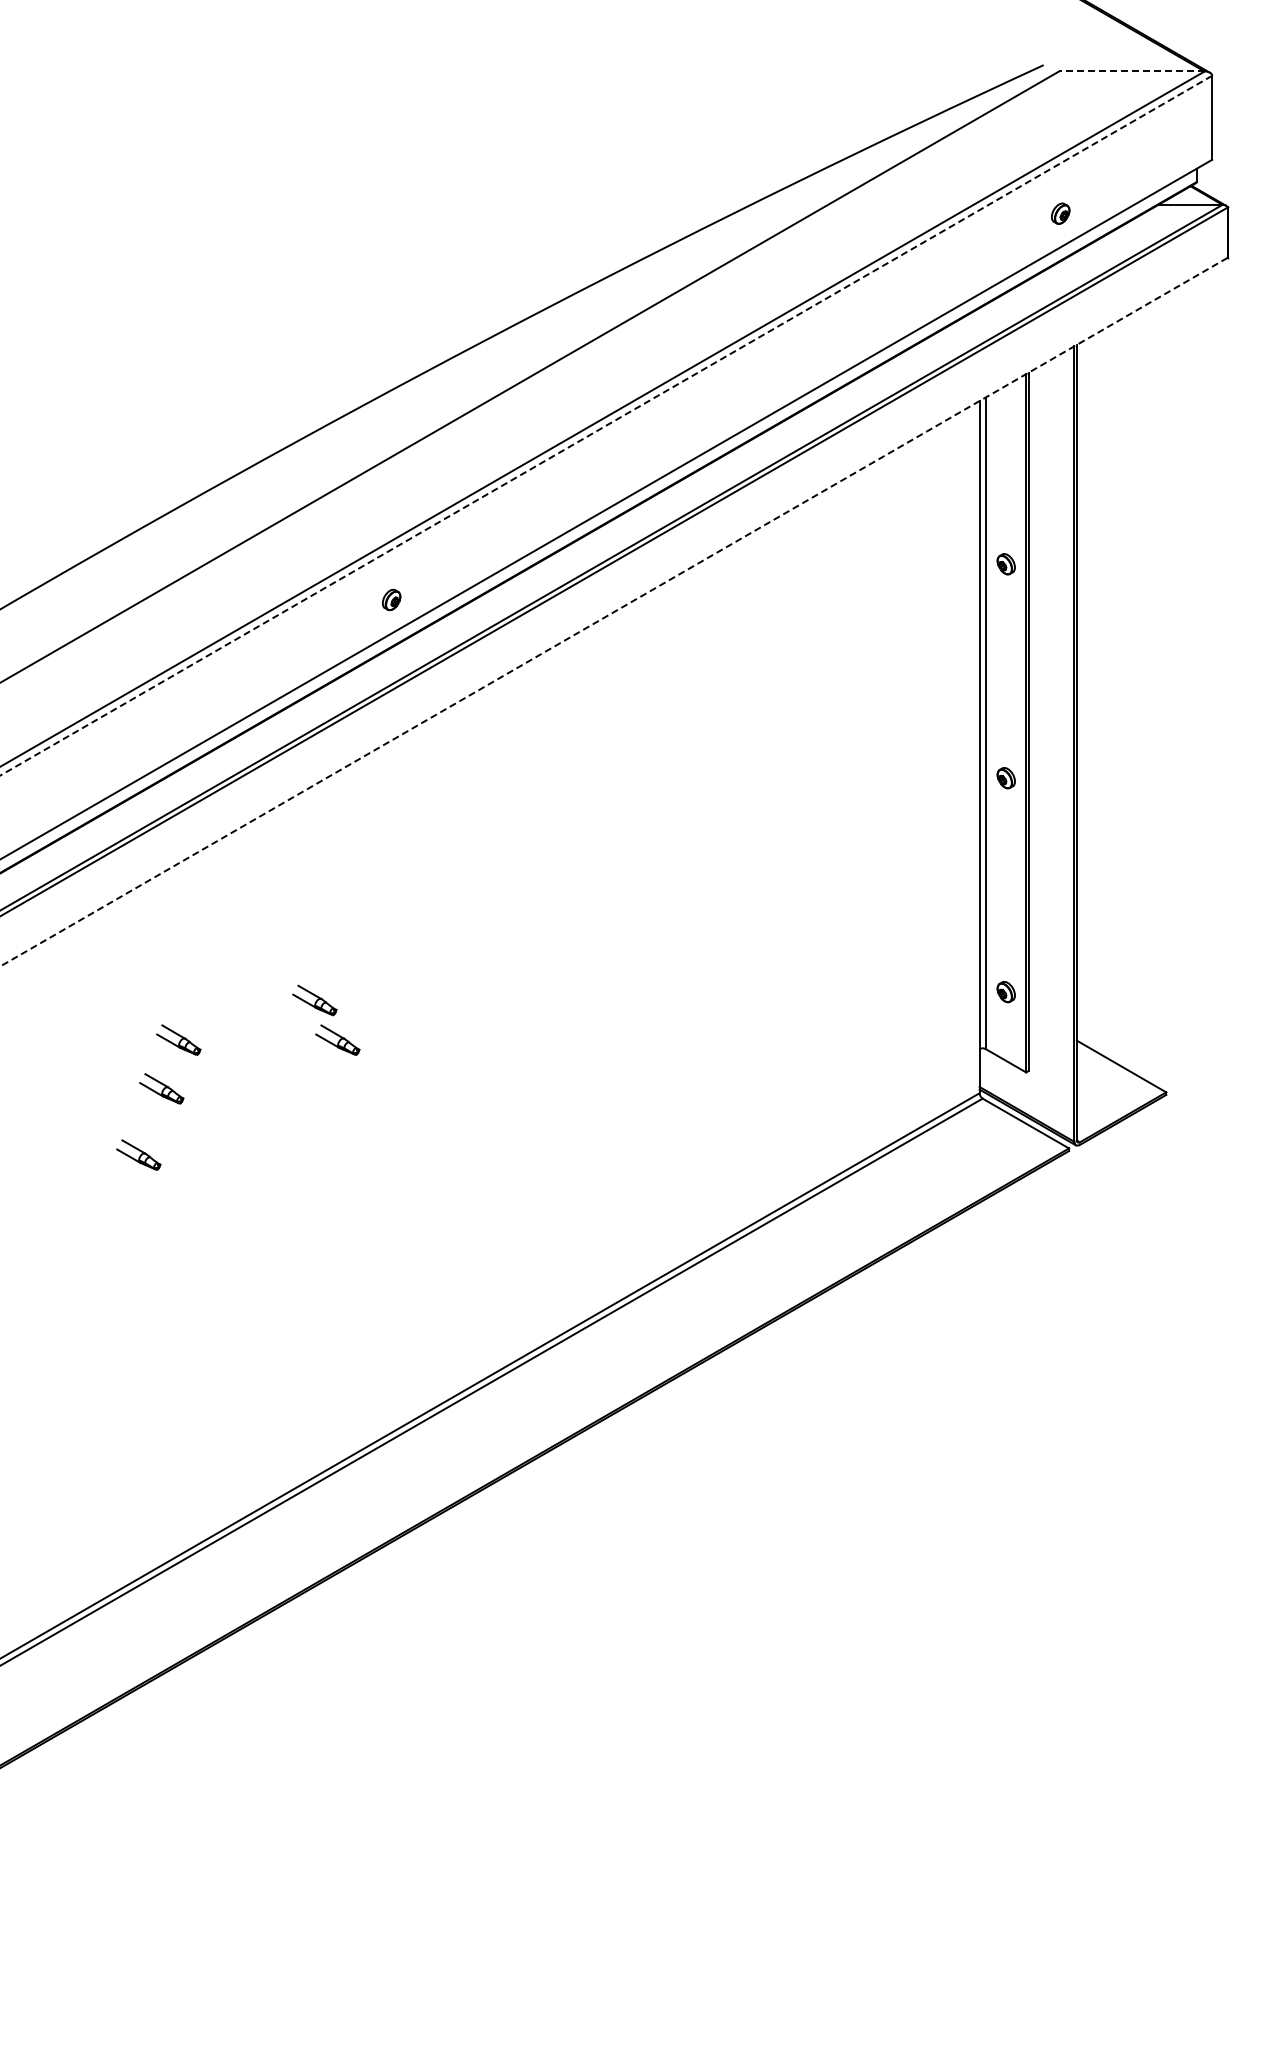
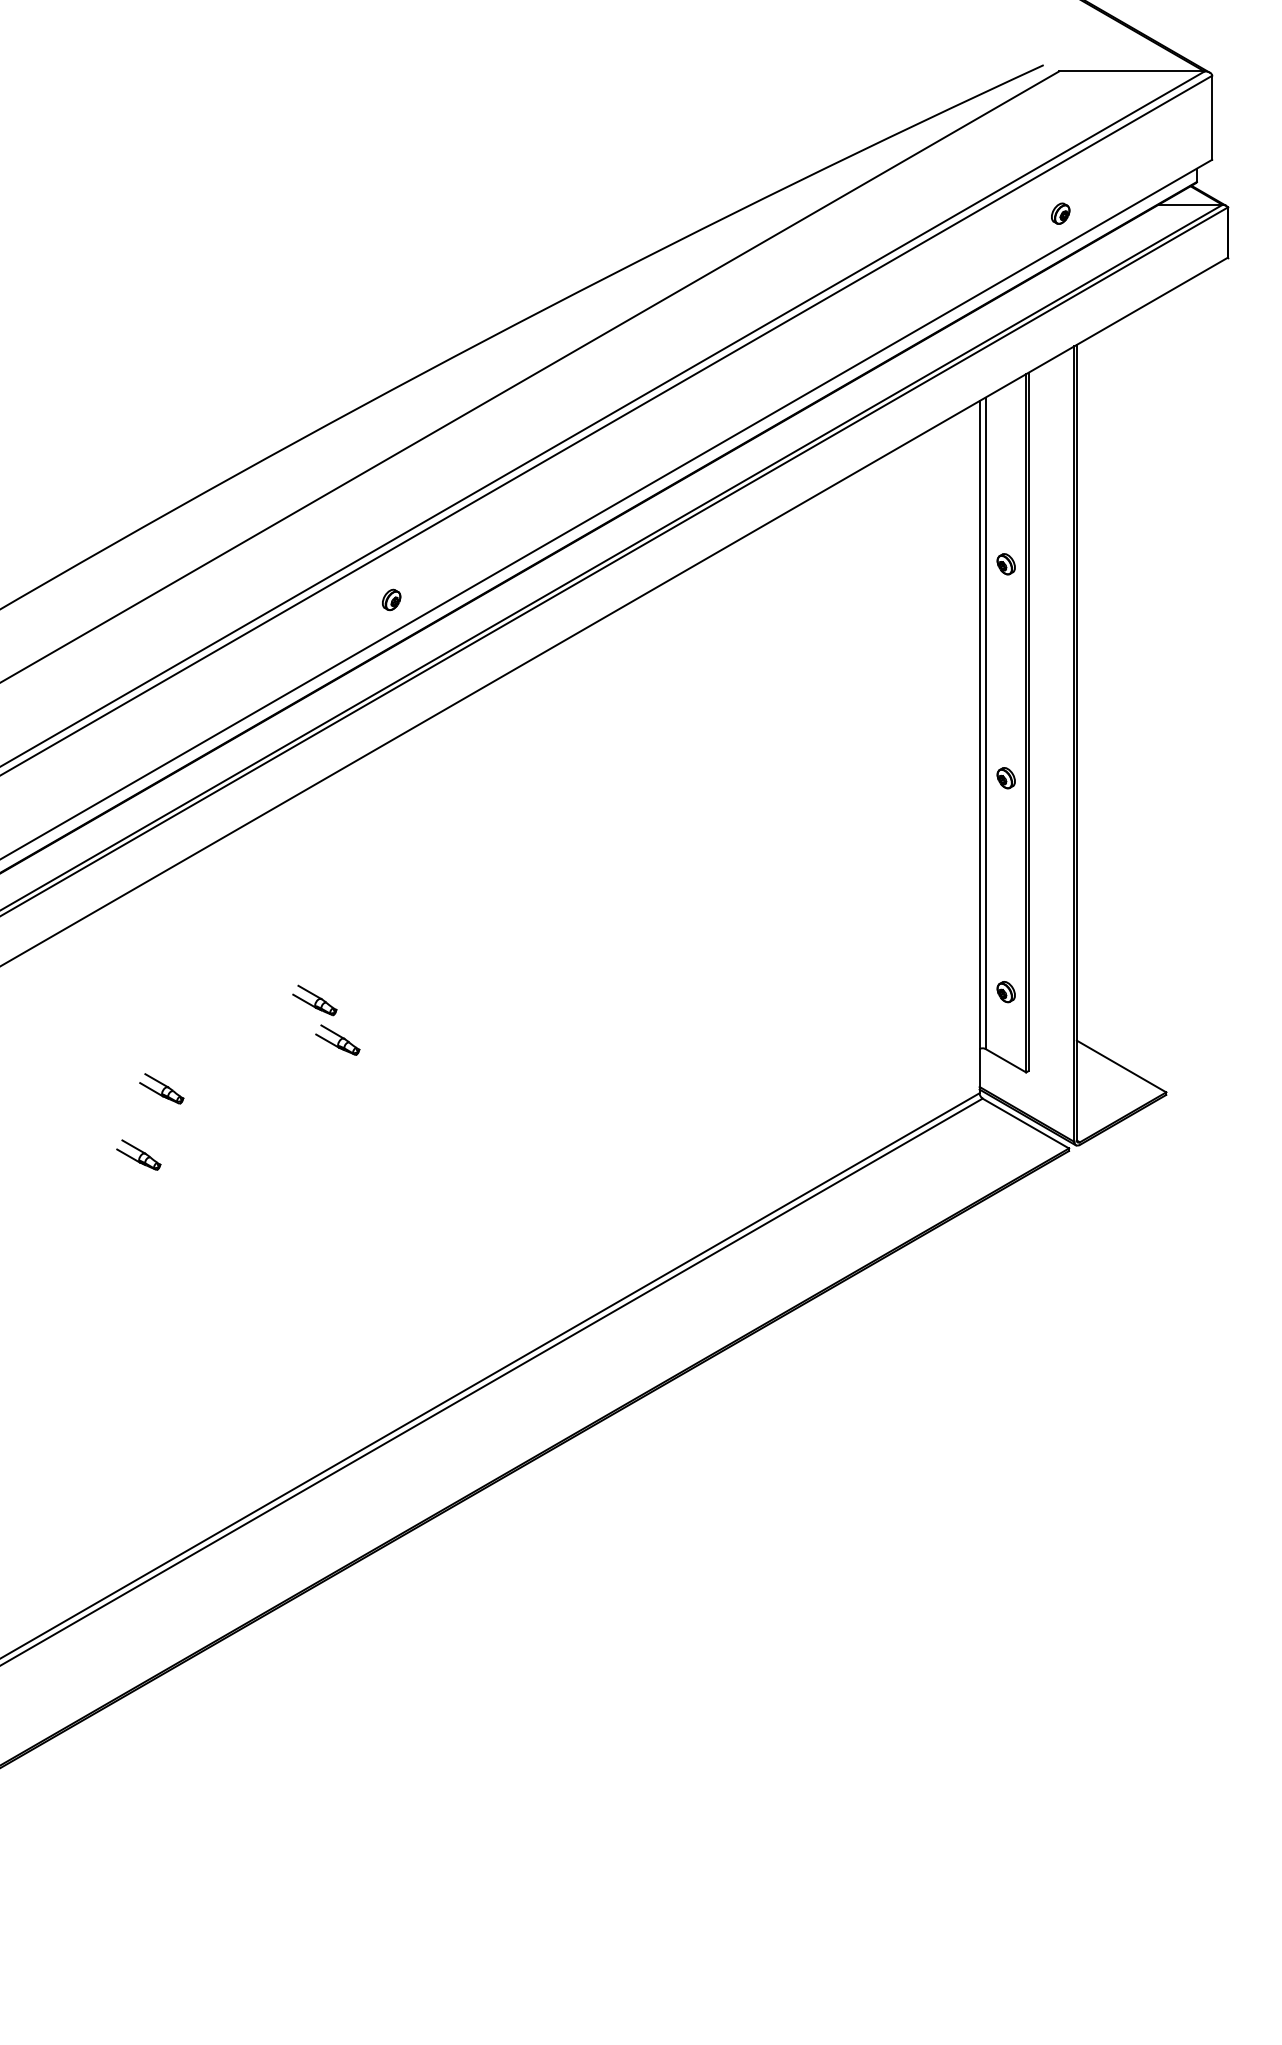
line: dashed -> solid (1131, 71)
line: dashed -> solid (605, 425)
line: dashed -> solid (613, 612)
part: present -> none (178, 1039)
